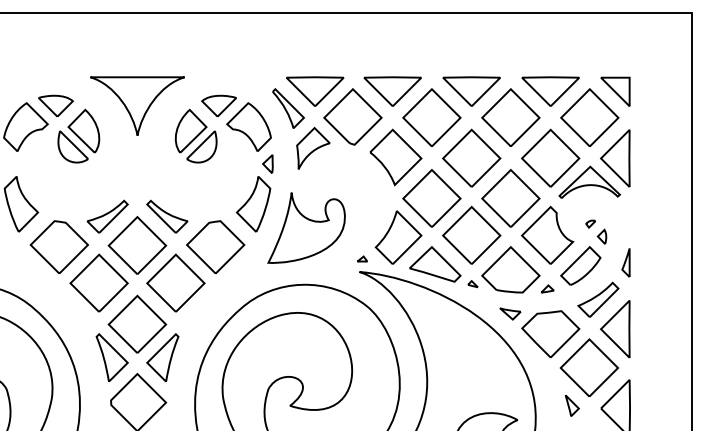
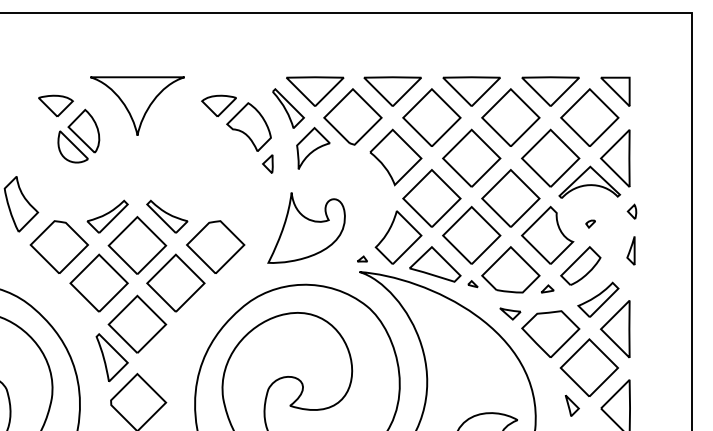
part: present -> none (25, 126)
part: present -> none (195, 135)
part: present -> none (253, 204)
part position: (601, 236) -> (631, 211) (631, 211)
part position: (625, 262) -> (630, 250) (630, 250)
part: present -> none (162, 357)
